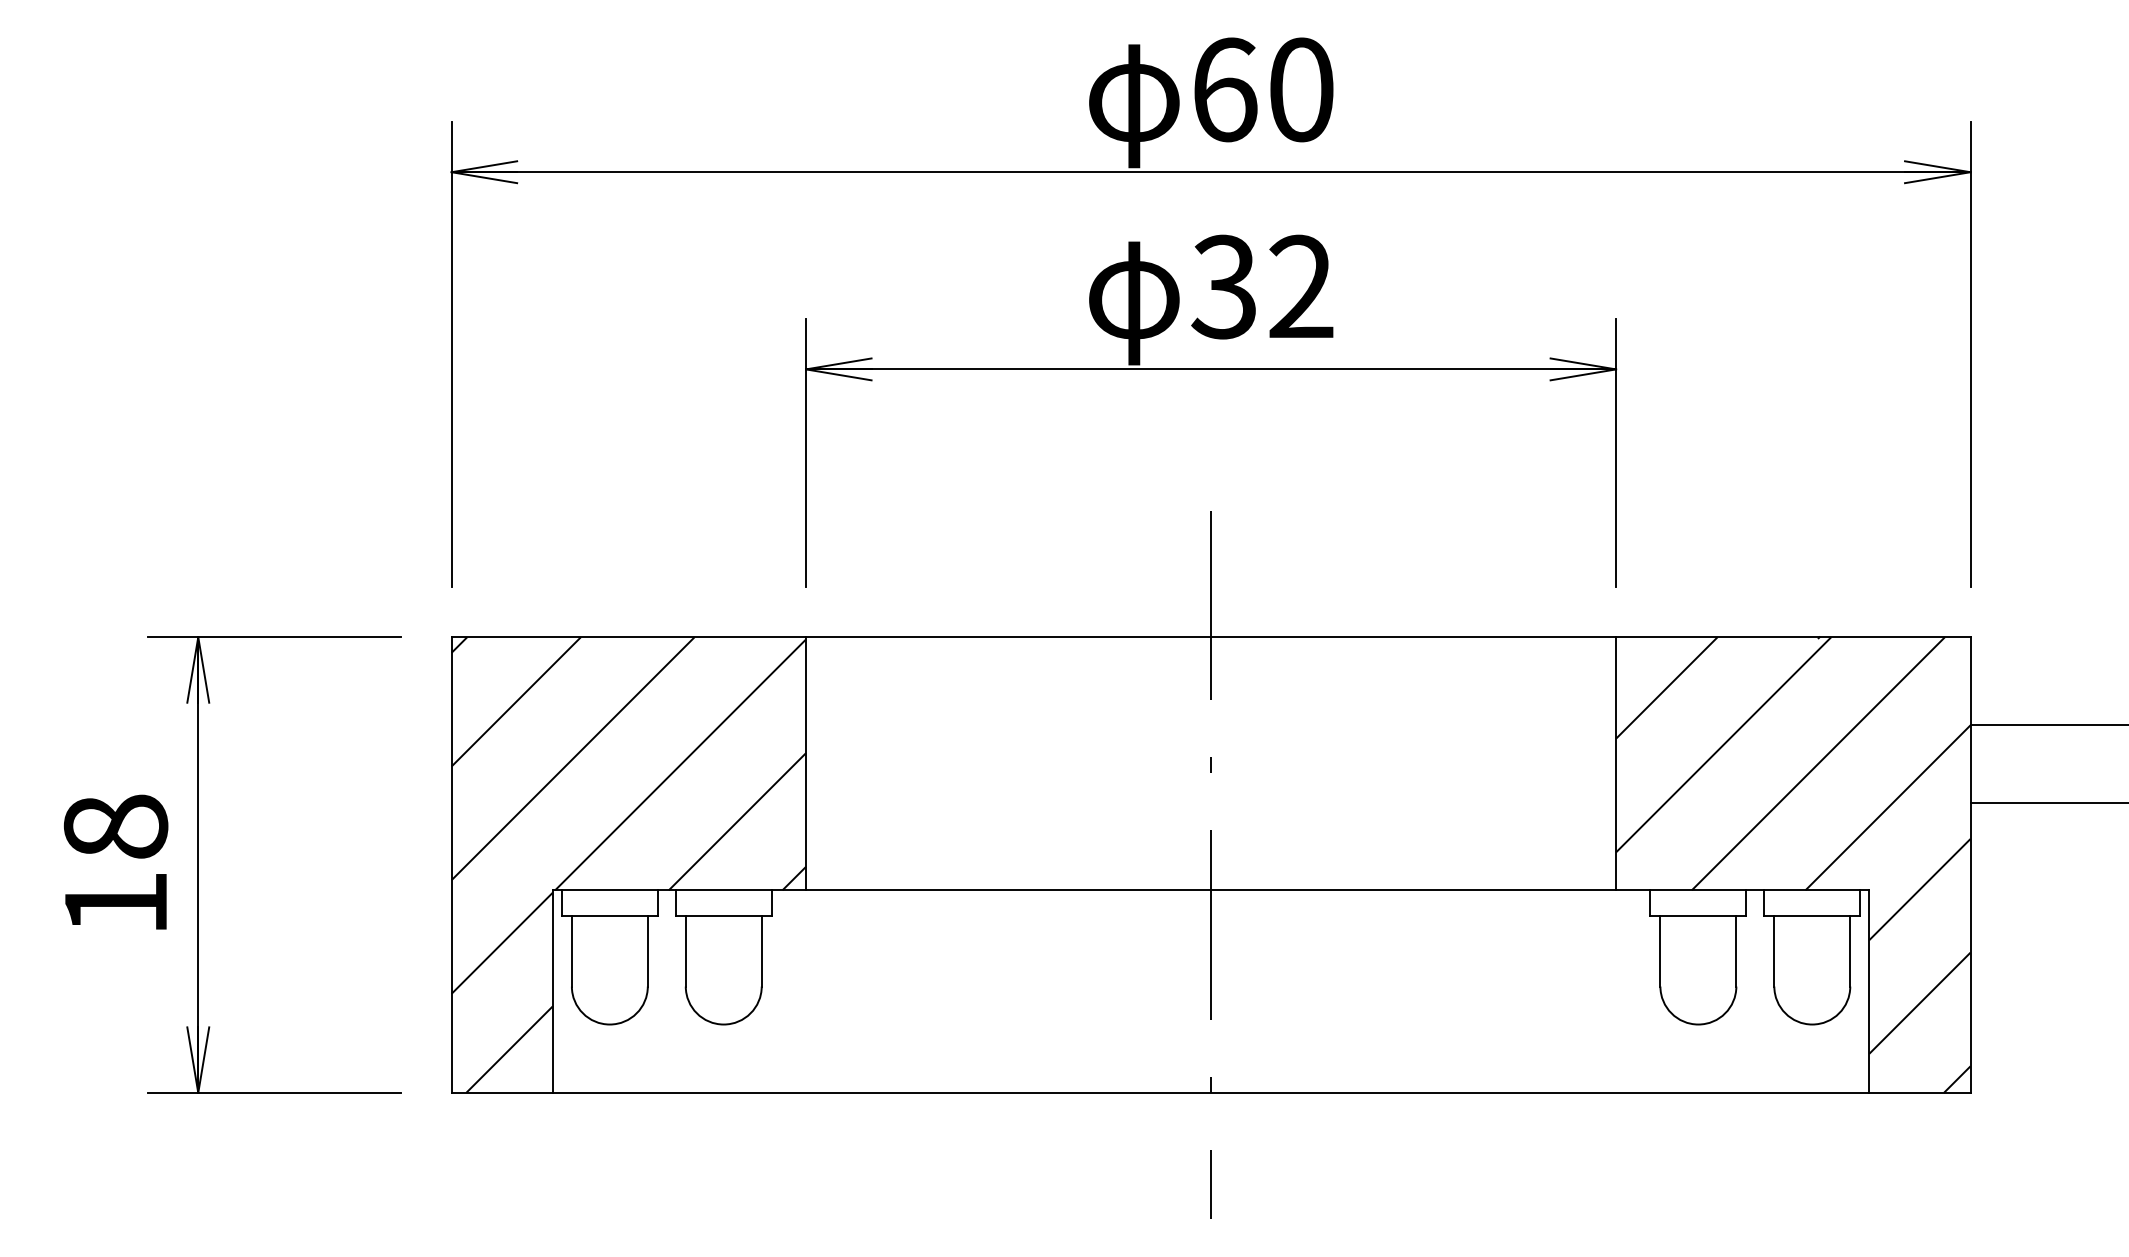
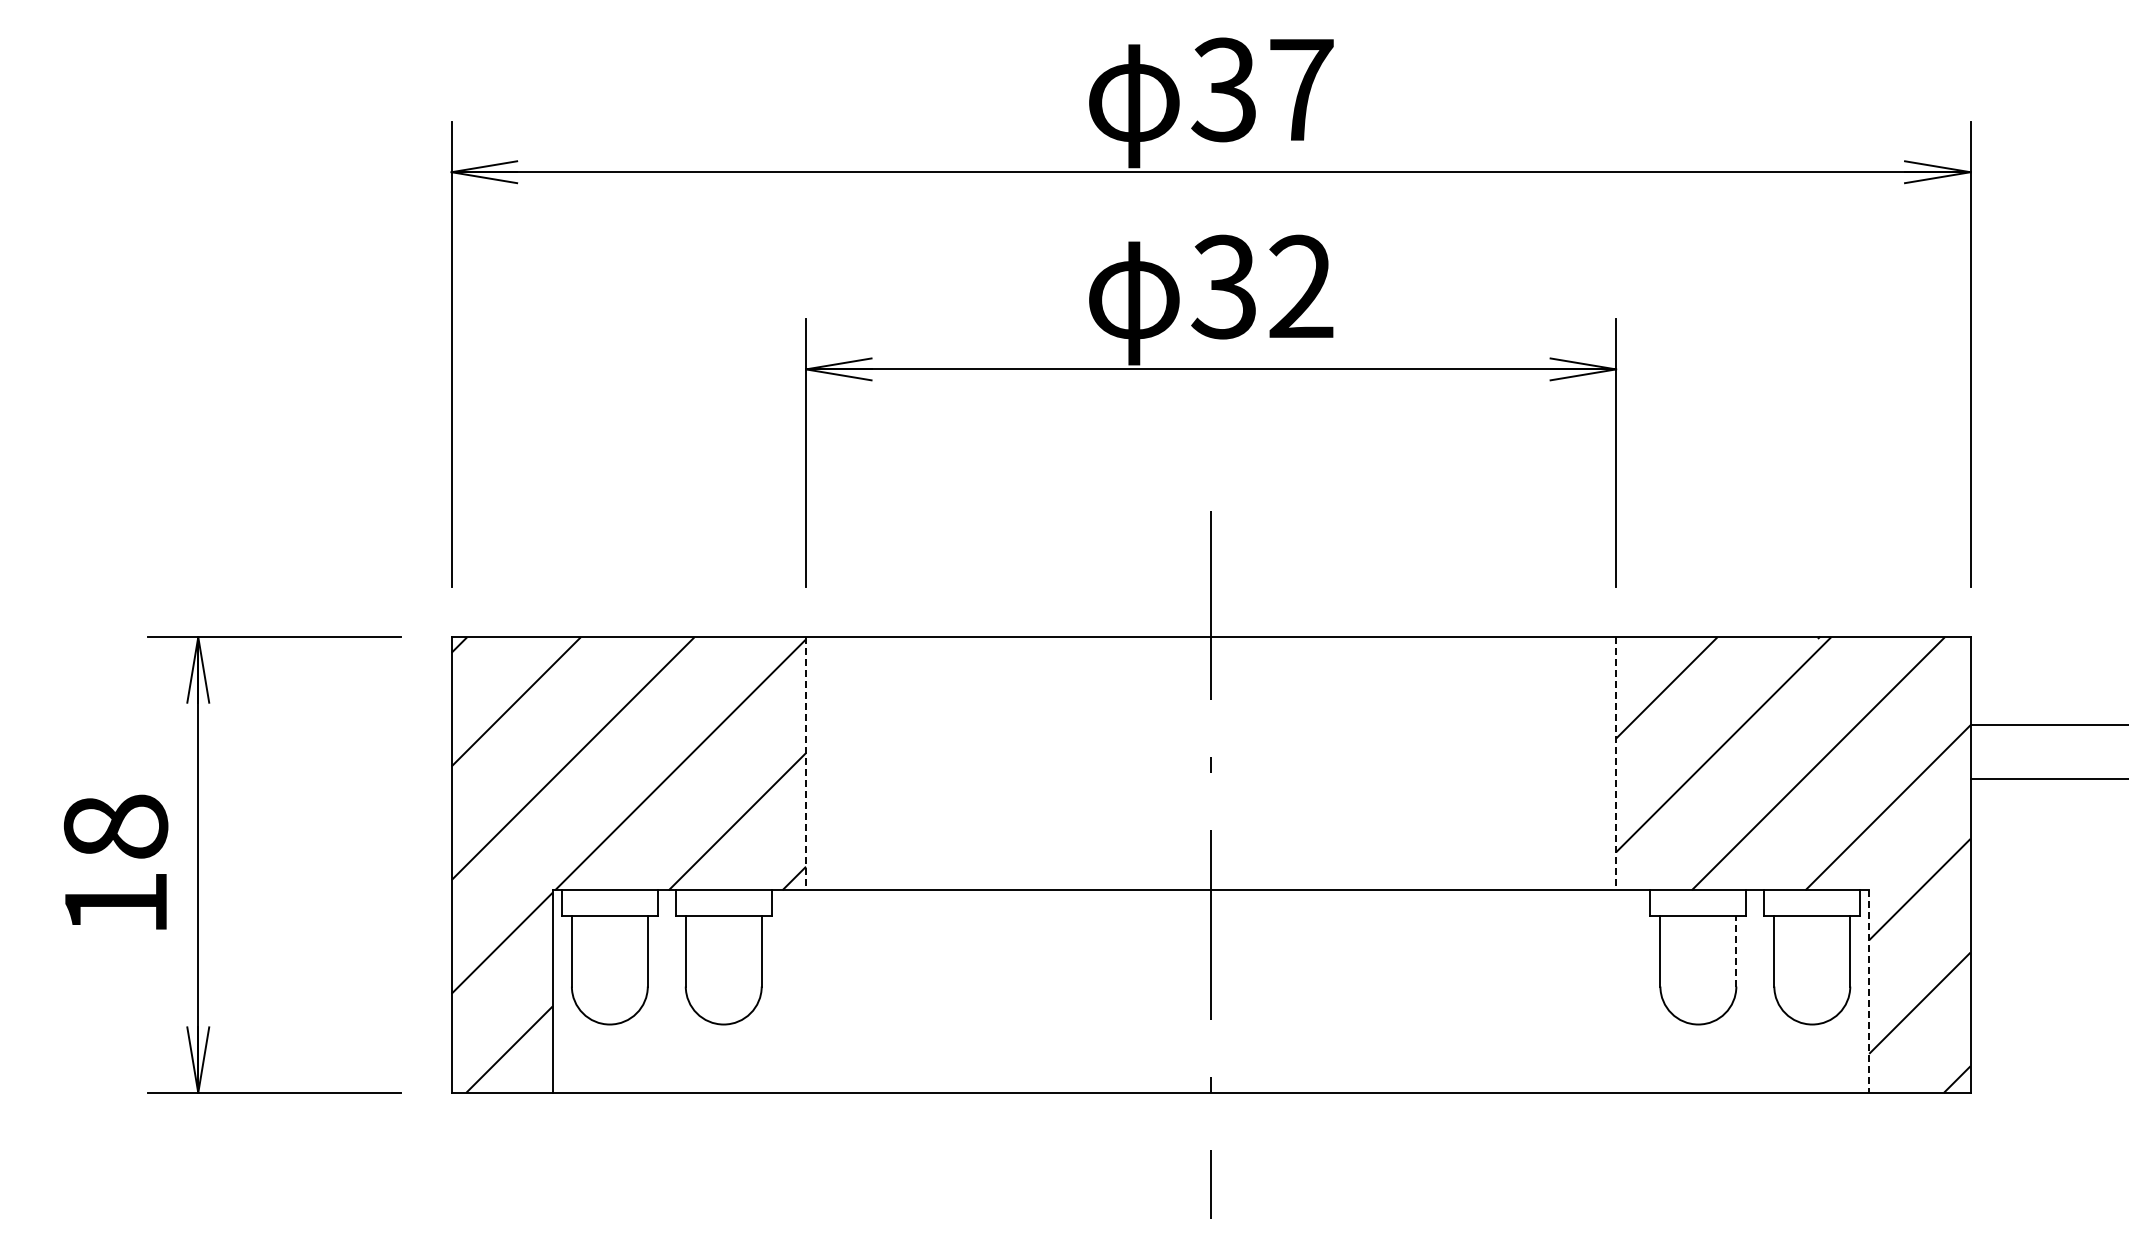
text: 60 -> 37 (1262, 89)
line: solid -> dashed (806, 763)
line: solid -> dashed (1616, 763)
line position: (2047, 803) -> (2047, 779) (2047, 779)
line: solid -> dashed (1736, 950)
line: solid -> dashed (1869, 992)
